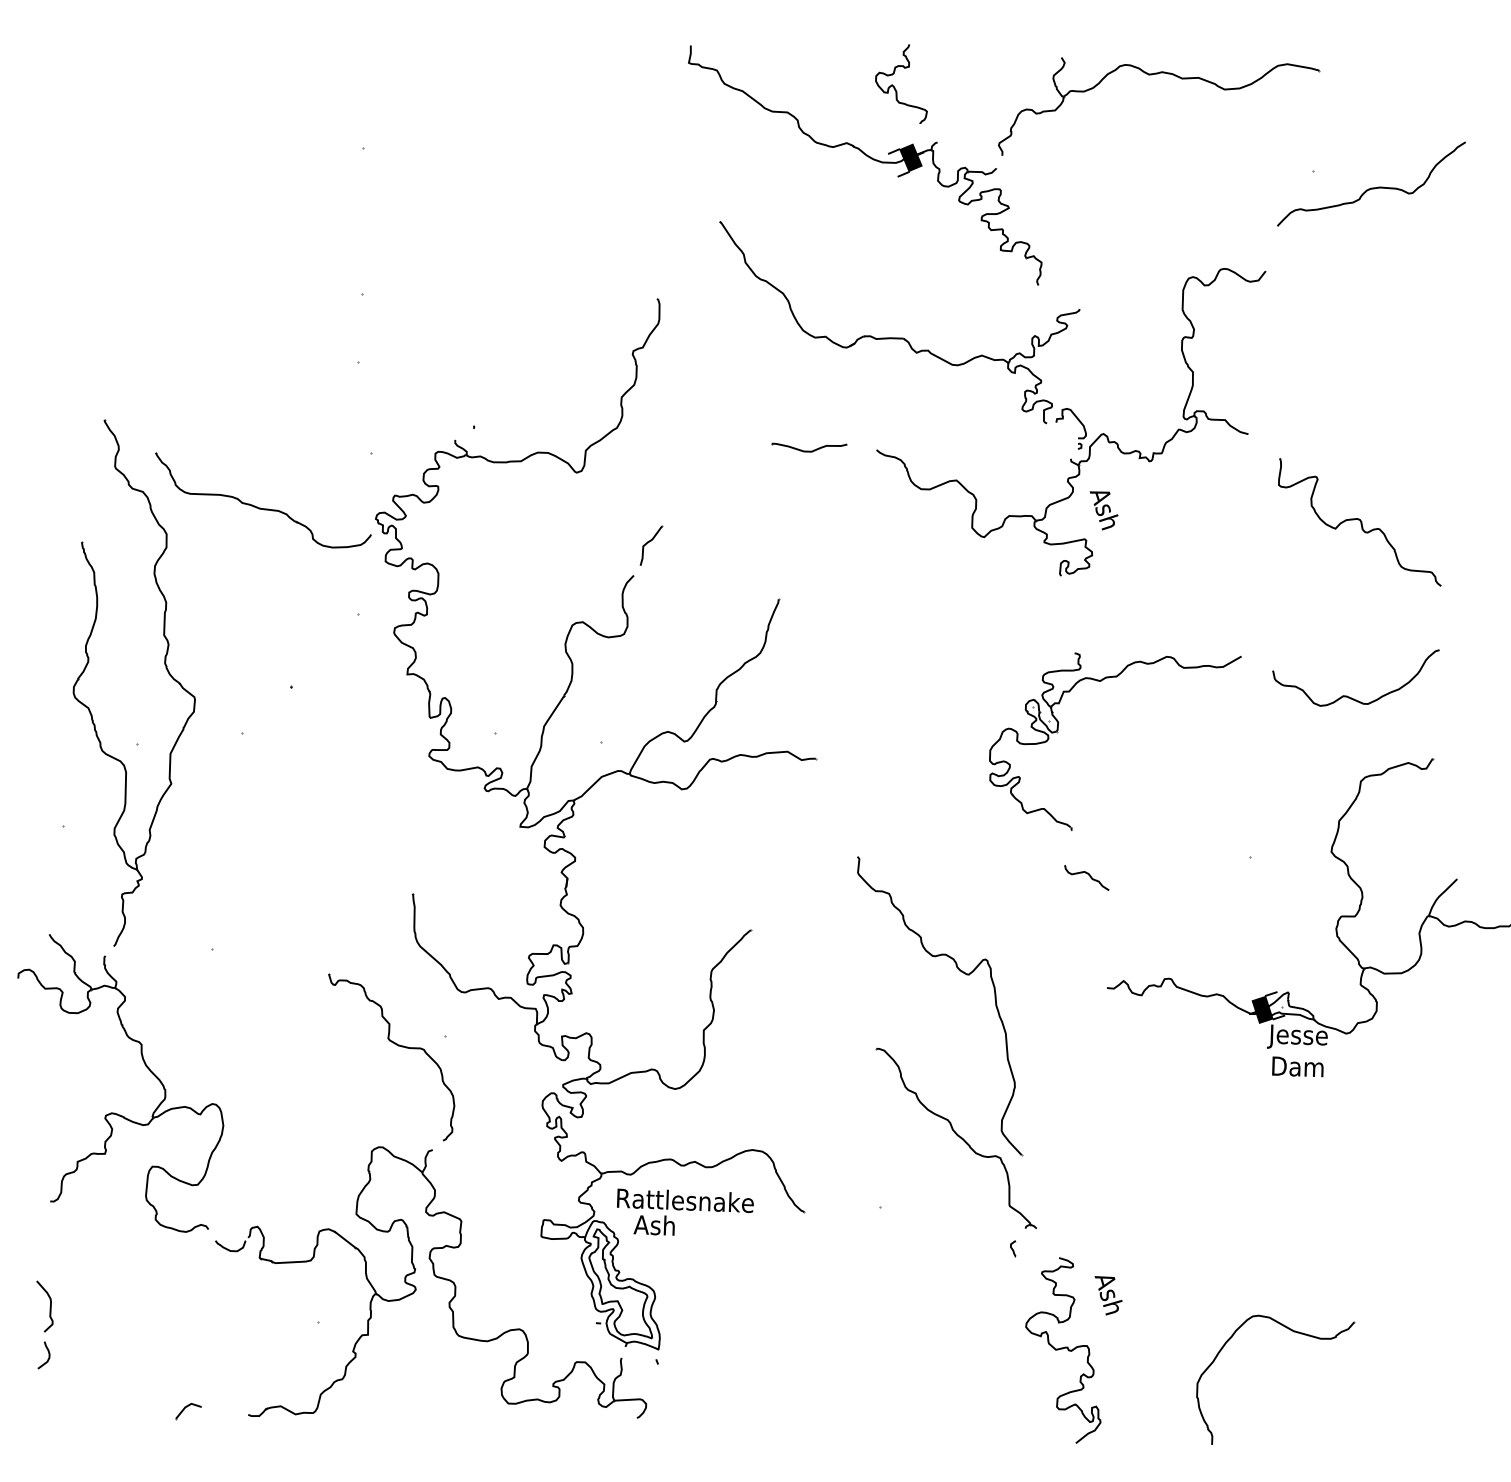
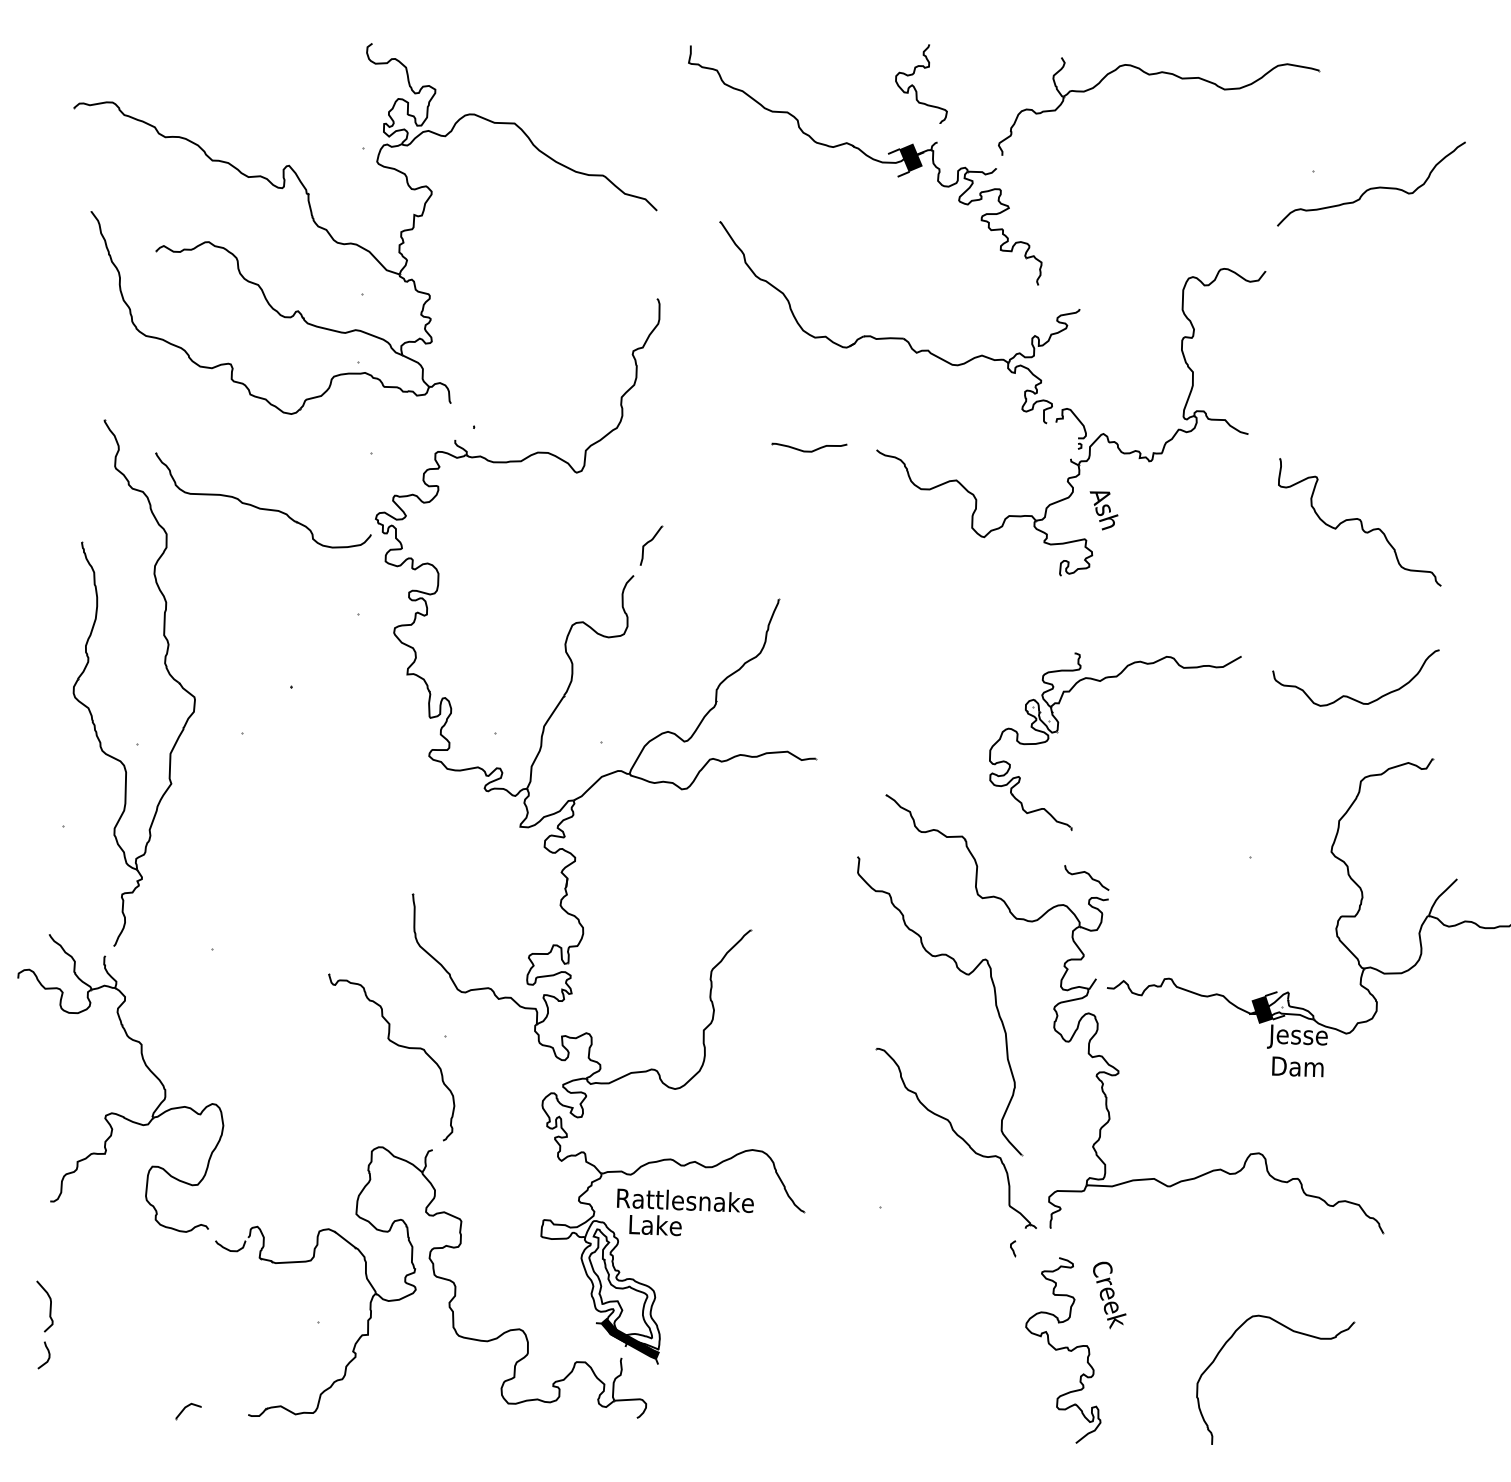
curve position: (895, 87) -> (915, 87) (915, 87)
part: none -> present (358, 244)
part: none -> present (1098, 1022)
text: Ash -> Lake (655, 1225)
text: Ash -> Creek (1109, 1295)
fill: none -> present (630, 1338)
